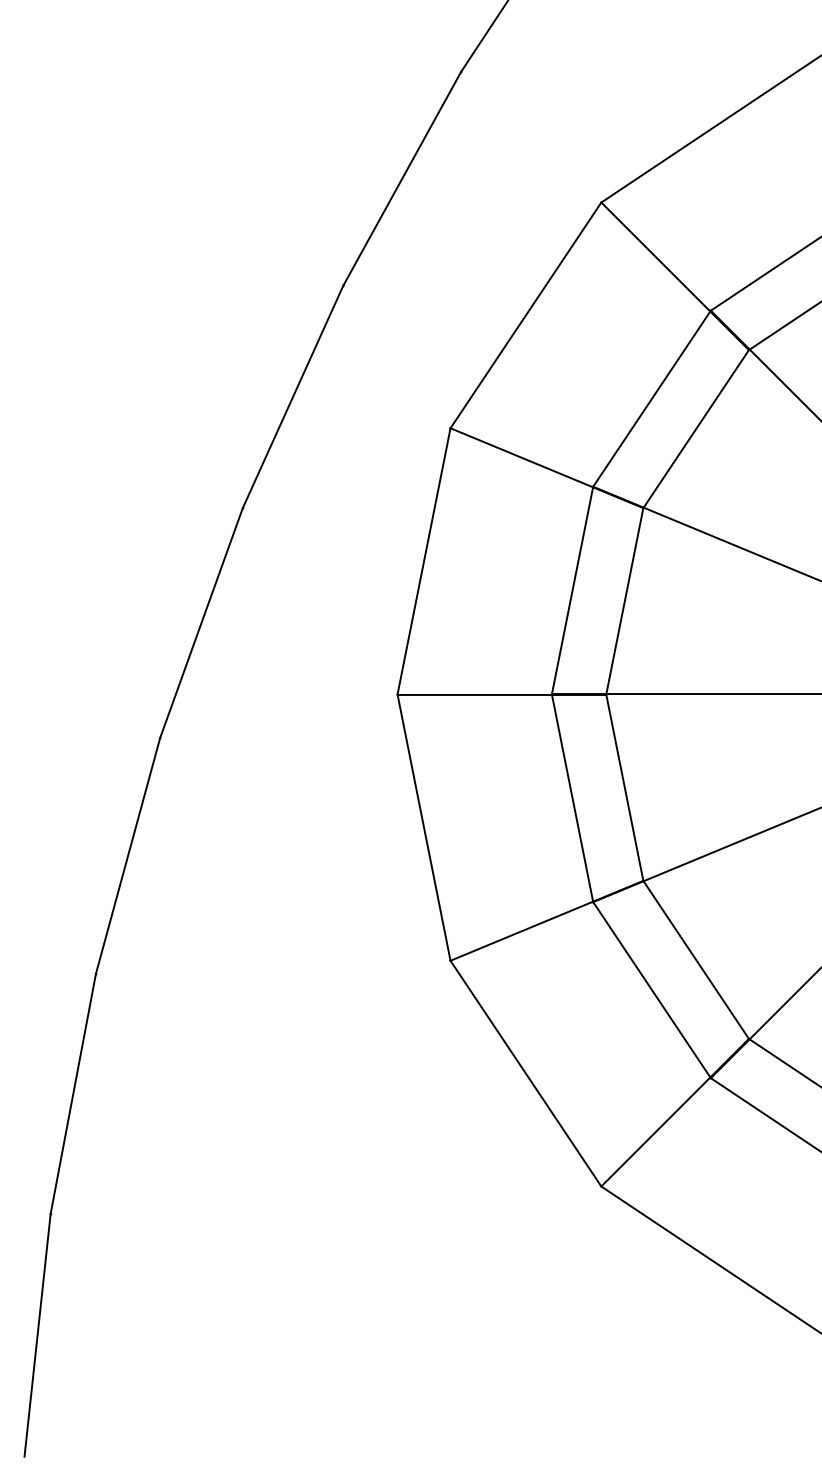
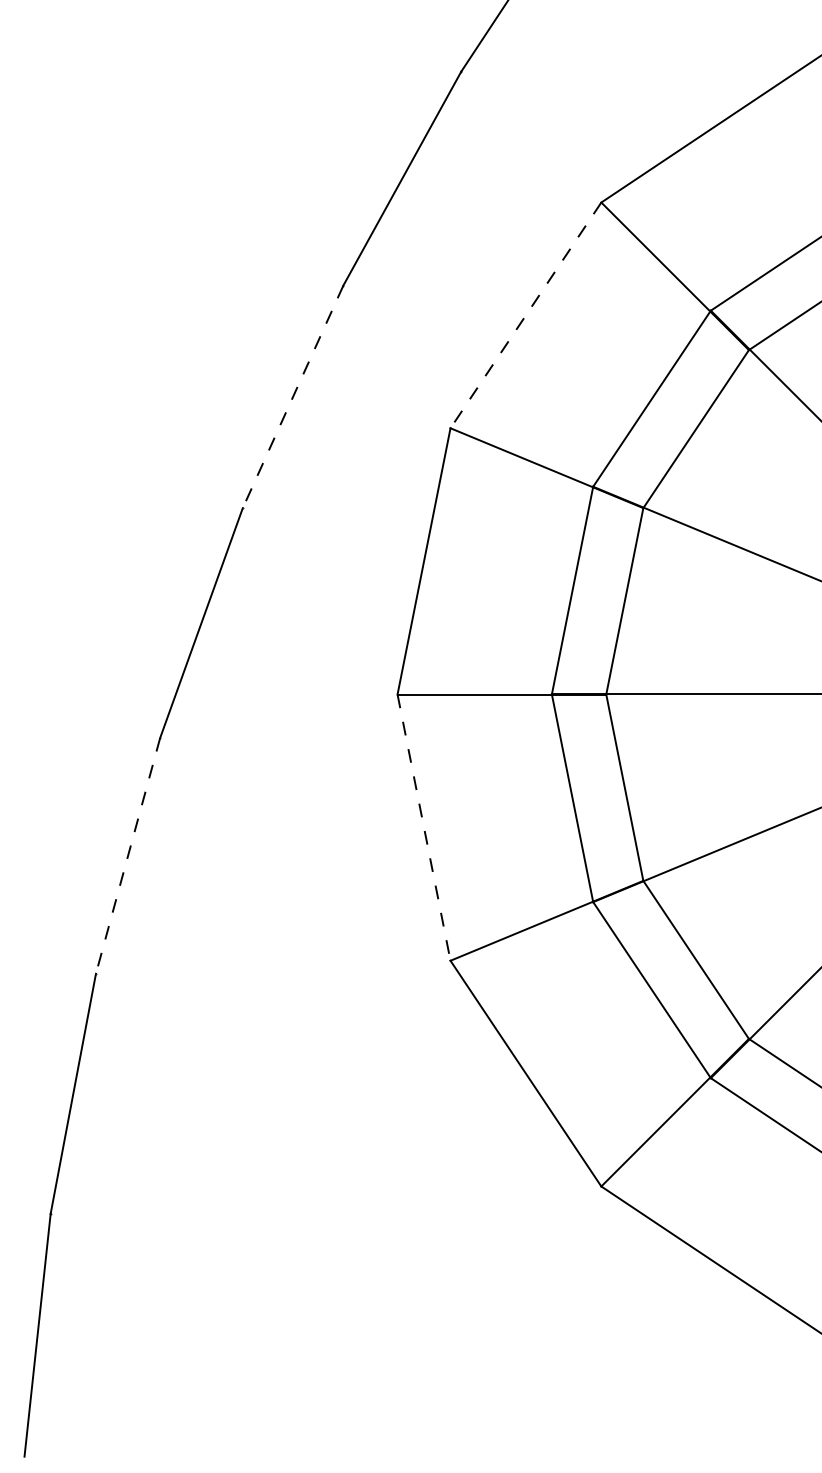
line: solid -> dashed (525, 315)
line: solid -> dashed (292, 397)
line: solid -> dashed (424, 827)
line: solid -> dashed (127, 856)
